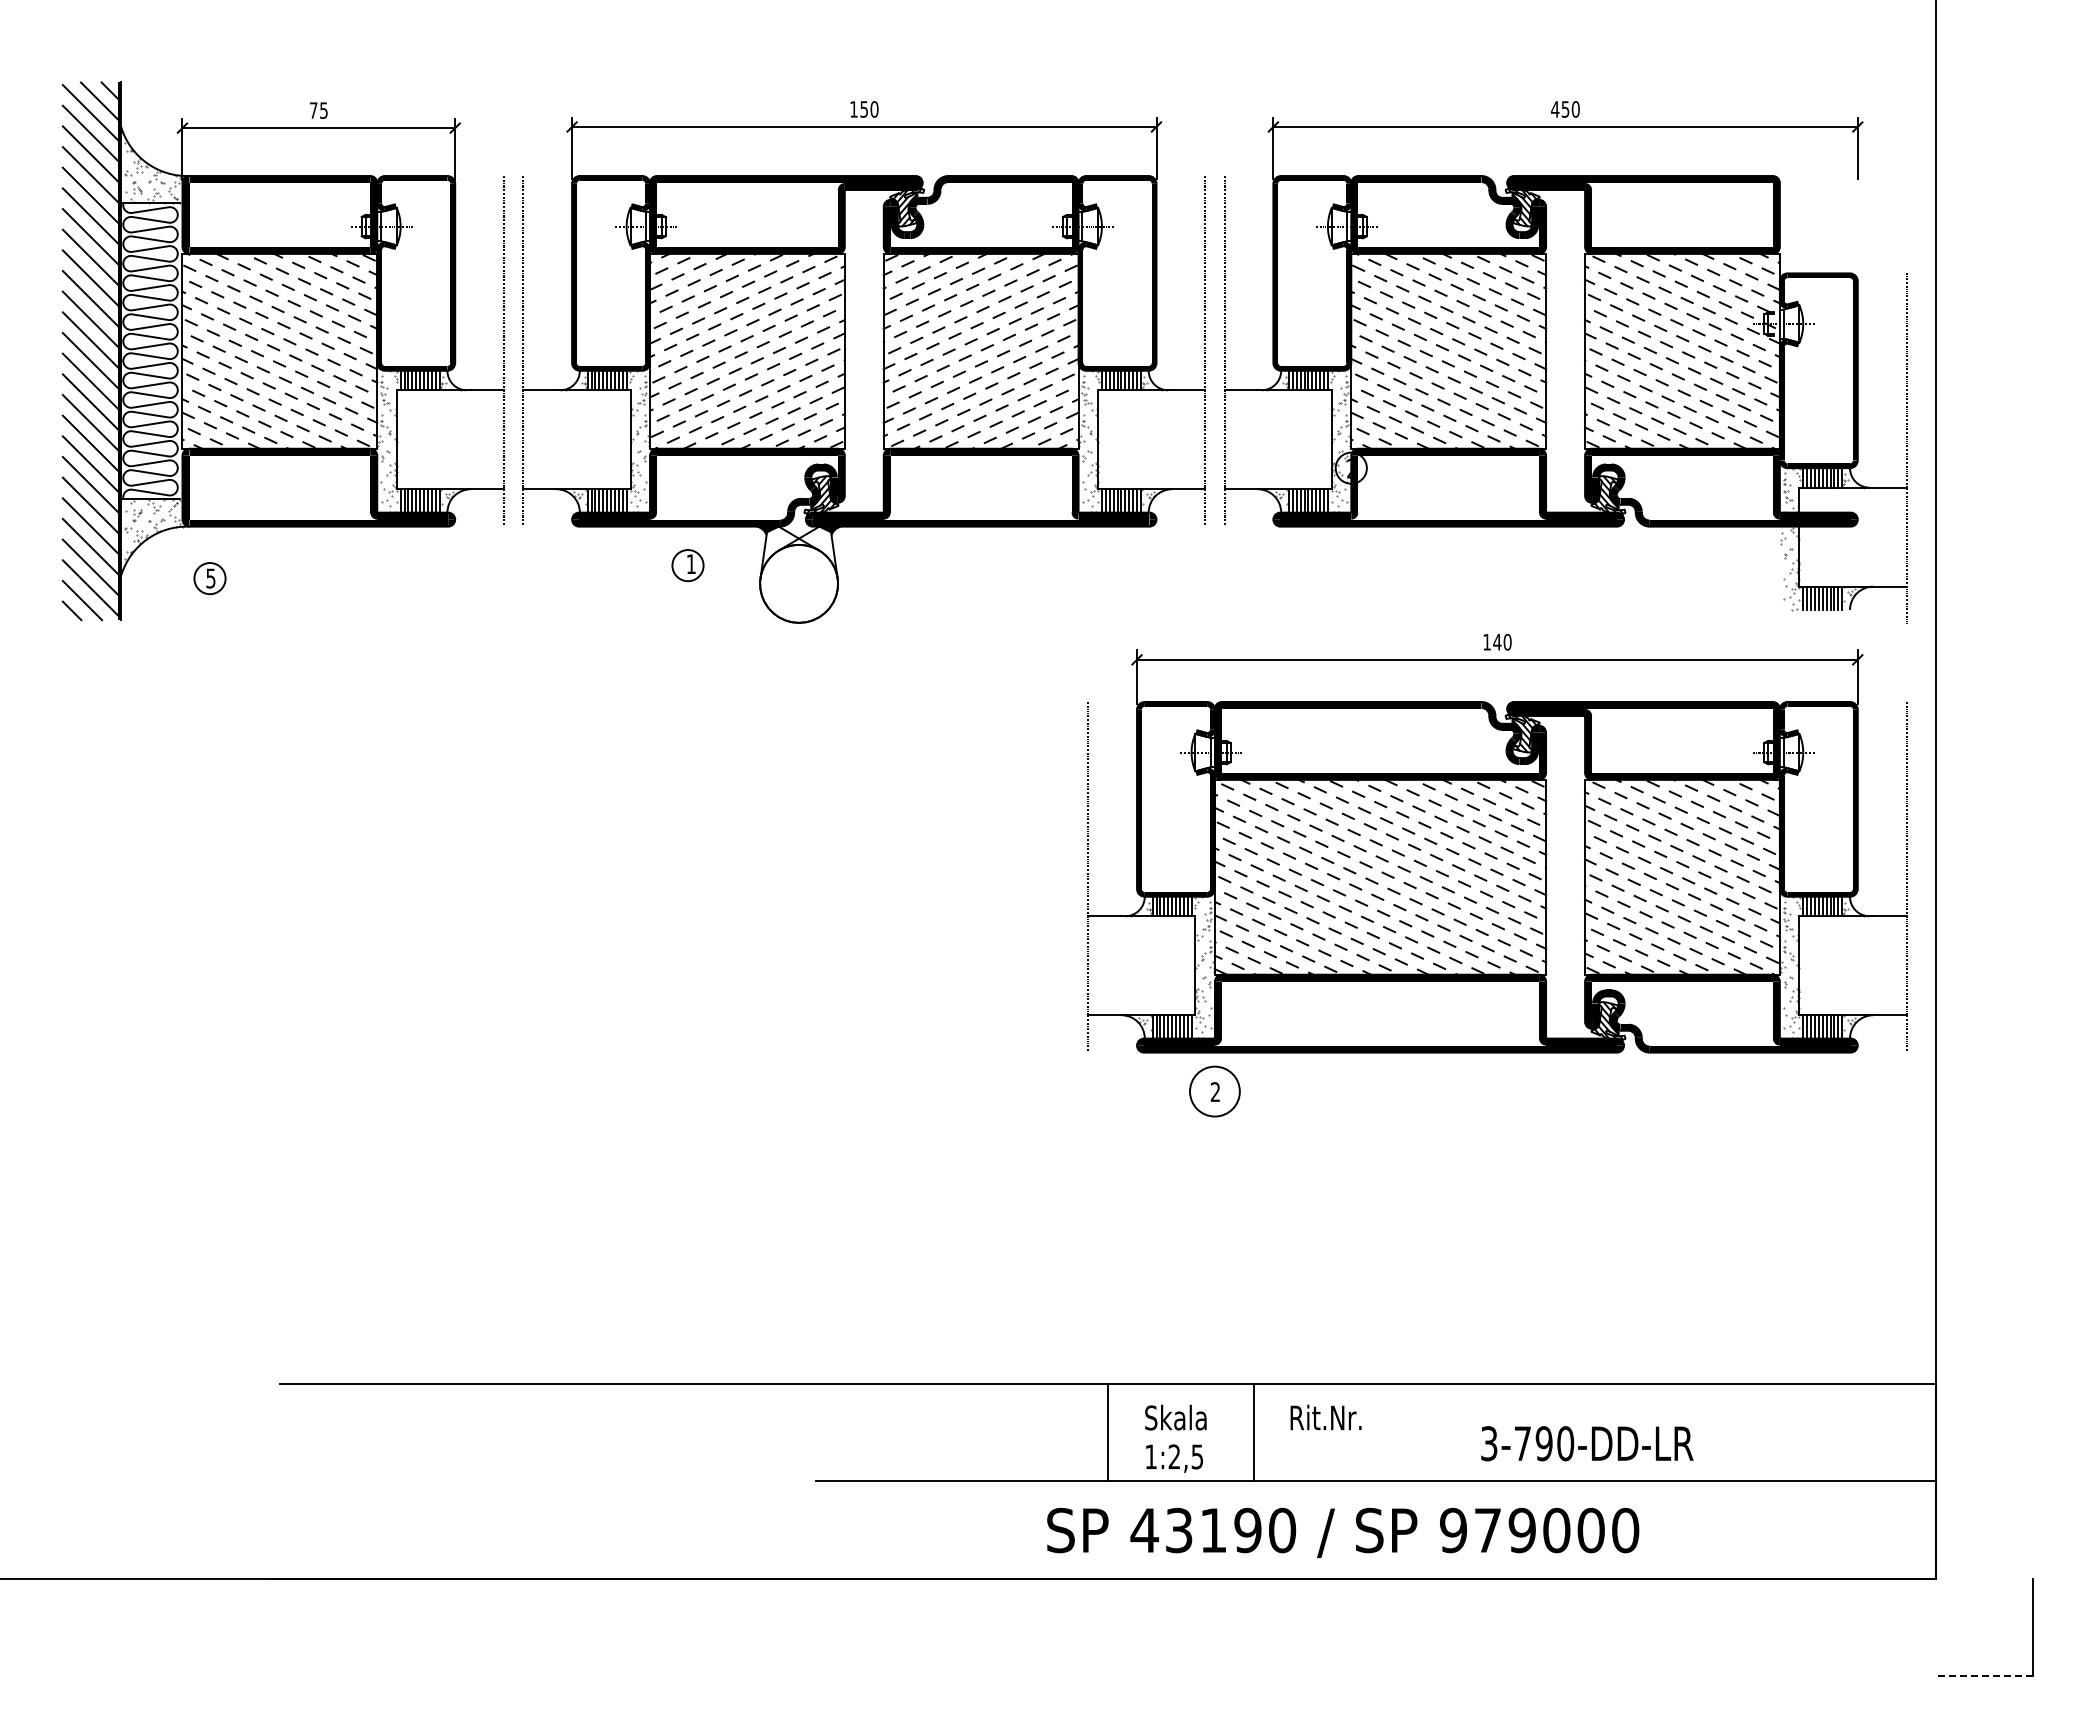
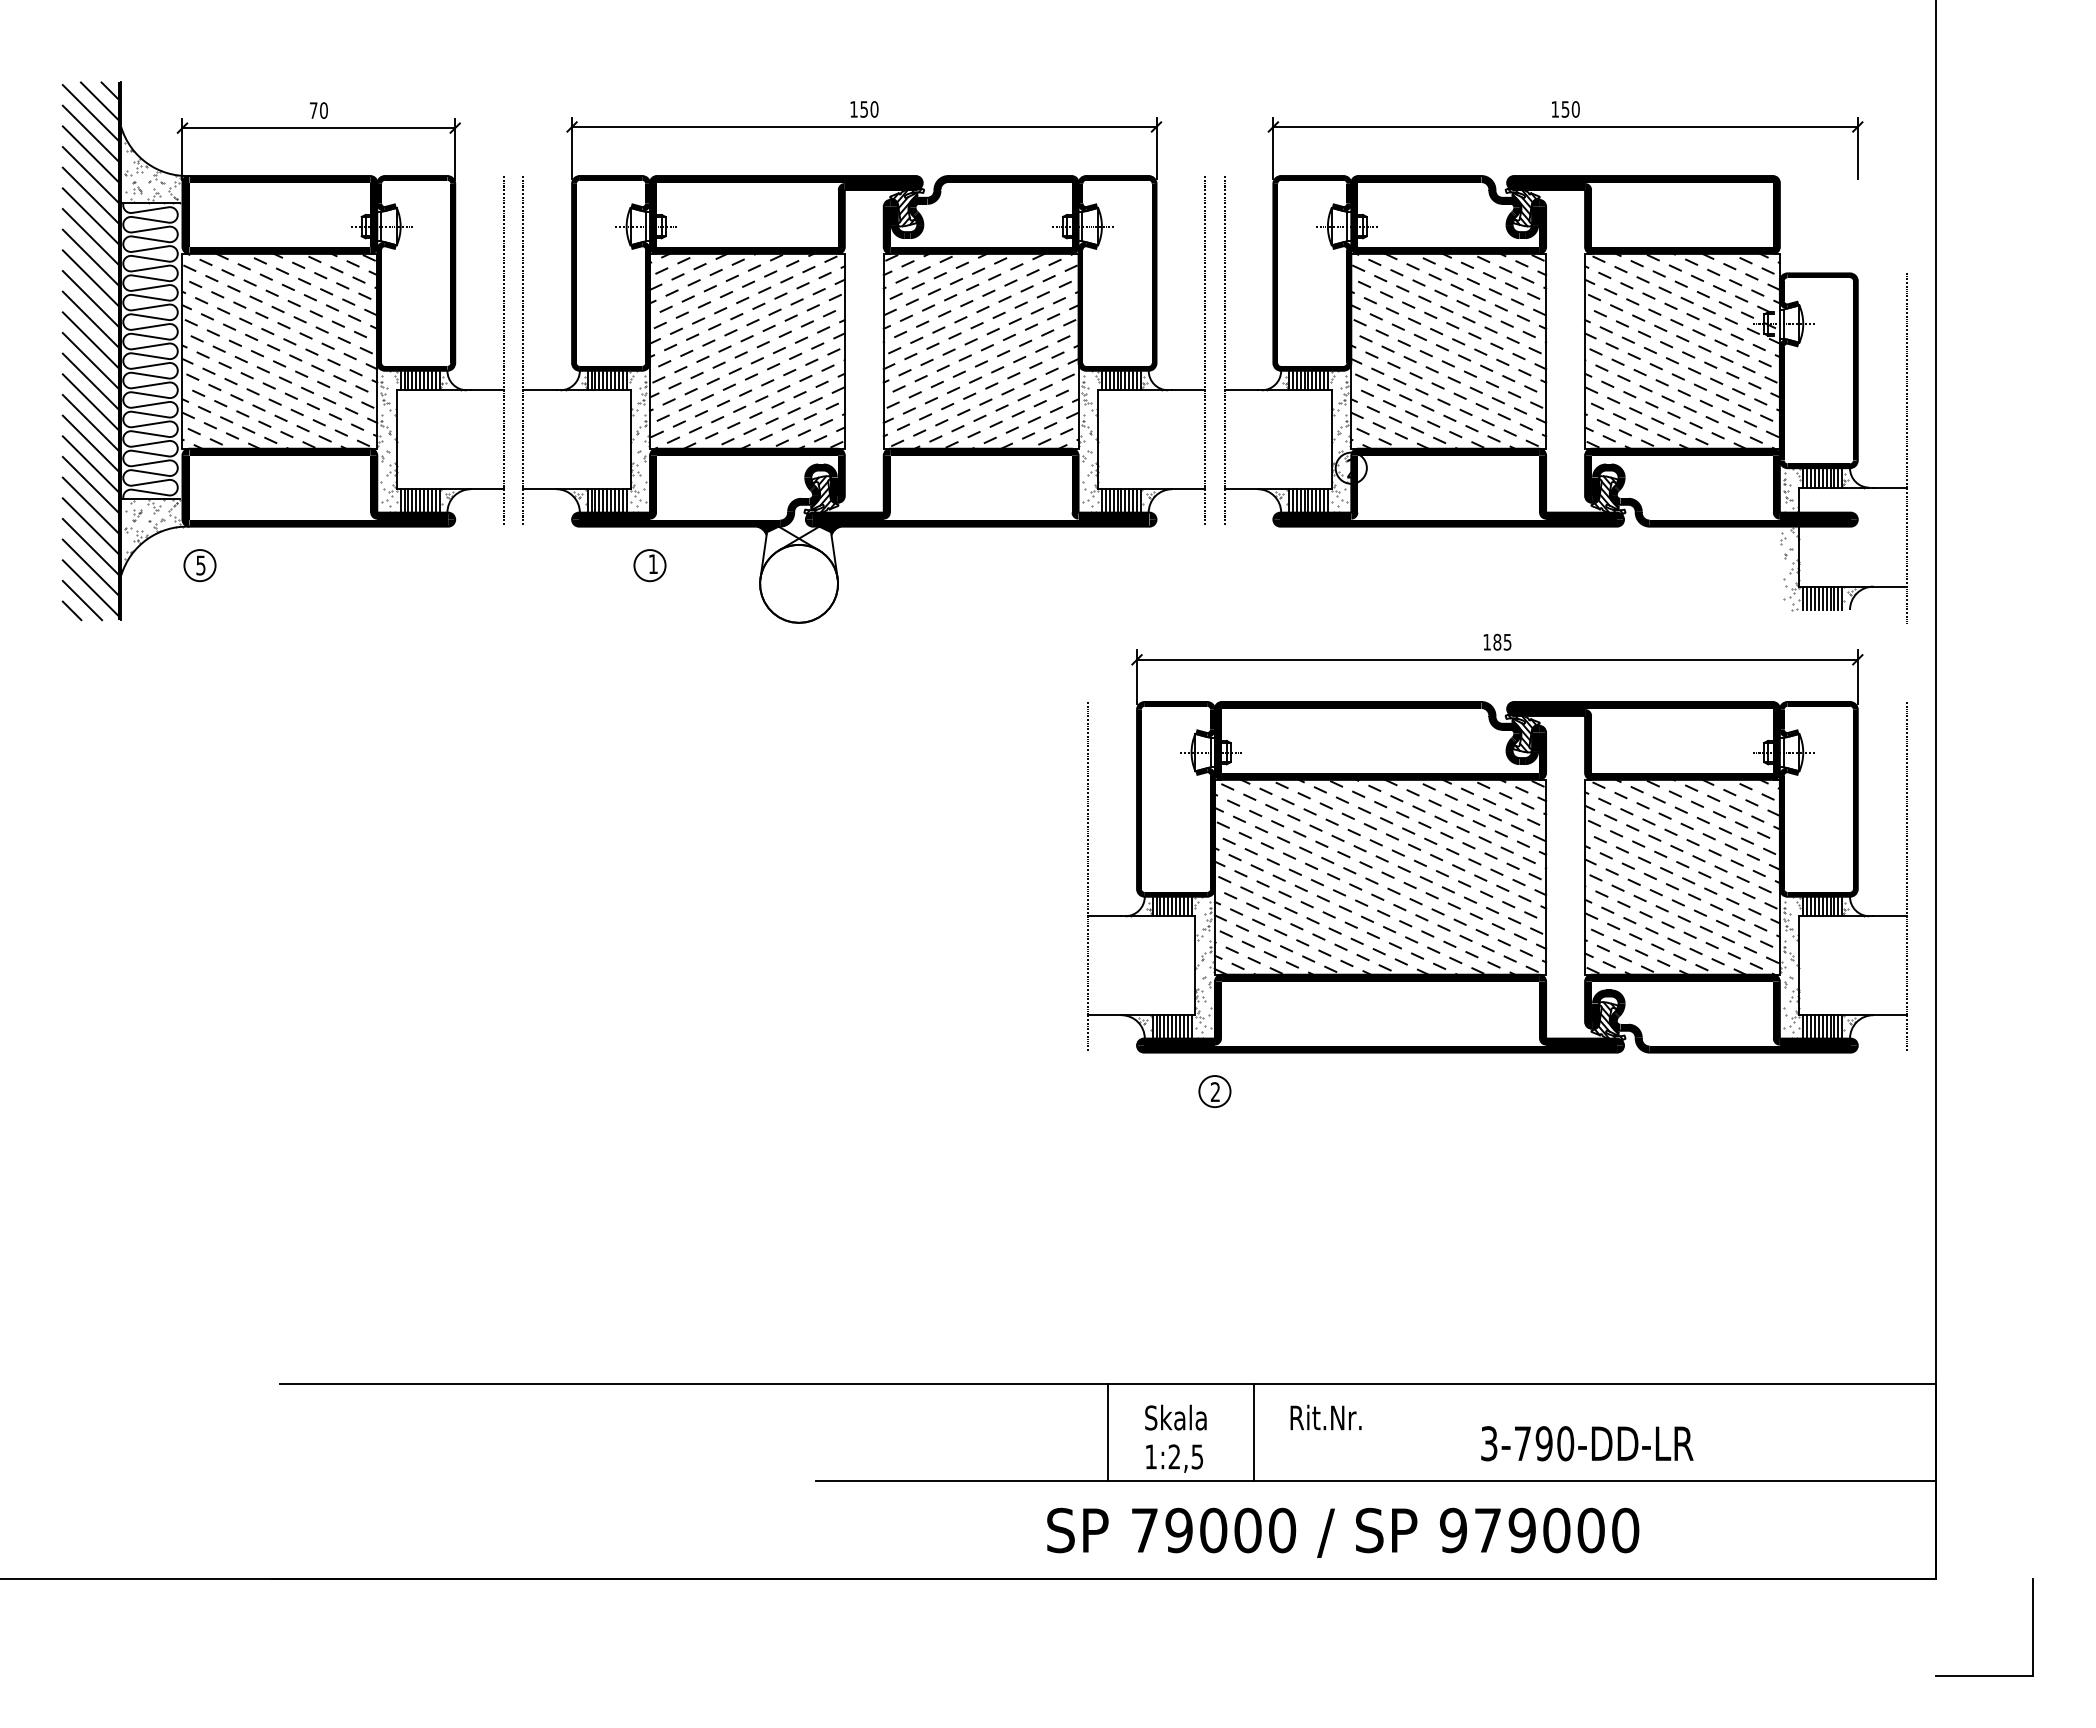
text: 450 -> 150 (1555, 109)
text: 75 -> 70 (323, 110)
part position: (687, 565) -> (649, 565) (649, 565)
part position: (209, 578) -> (199, 565) (199, 565)
text: 140 -> 185 (1502, 641)
circle diameter: 50 px -> 31 px (1214, 1091)
text: 43190 -> 79000 (1195, 1530)
line: dashed -> solid (1984, 1675)
